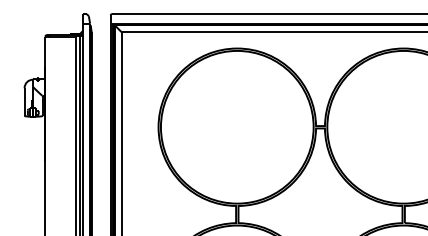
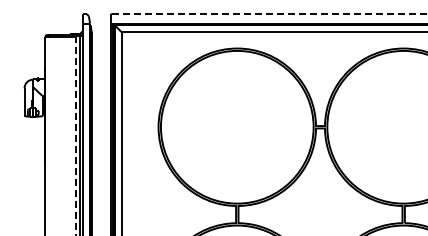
line: solid -> dashed (269, 14)
line: solid -> dashed (75, 135)
